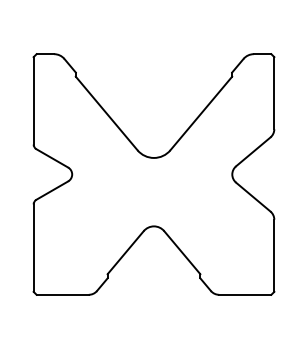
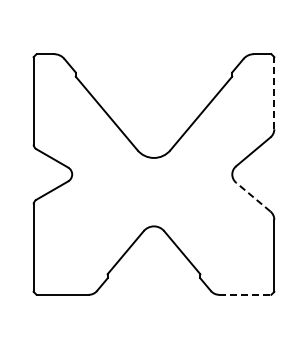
line: solid -> dashed (274, 92)
line: solid -> dashed (252, 196)
line: solid -> dashed (245, 294)
